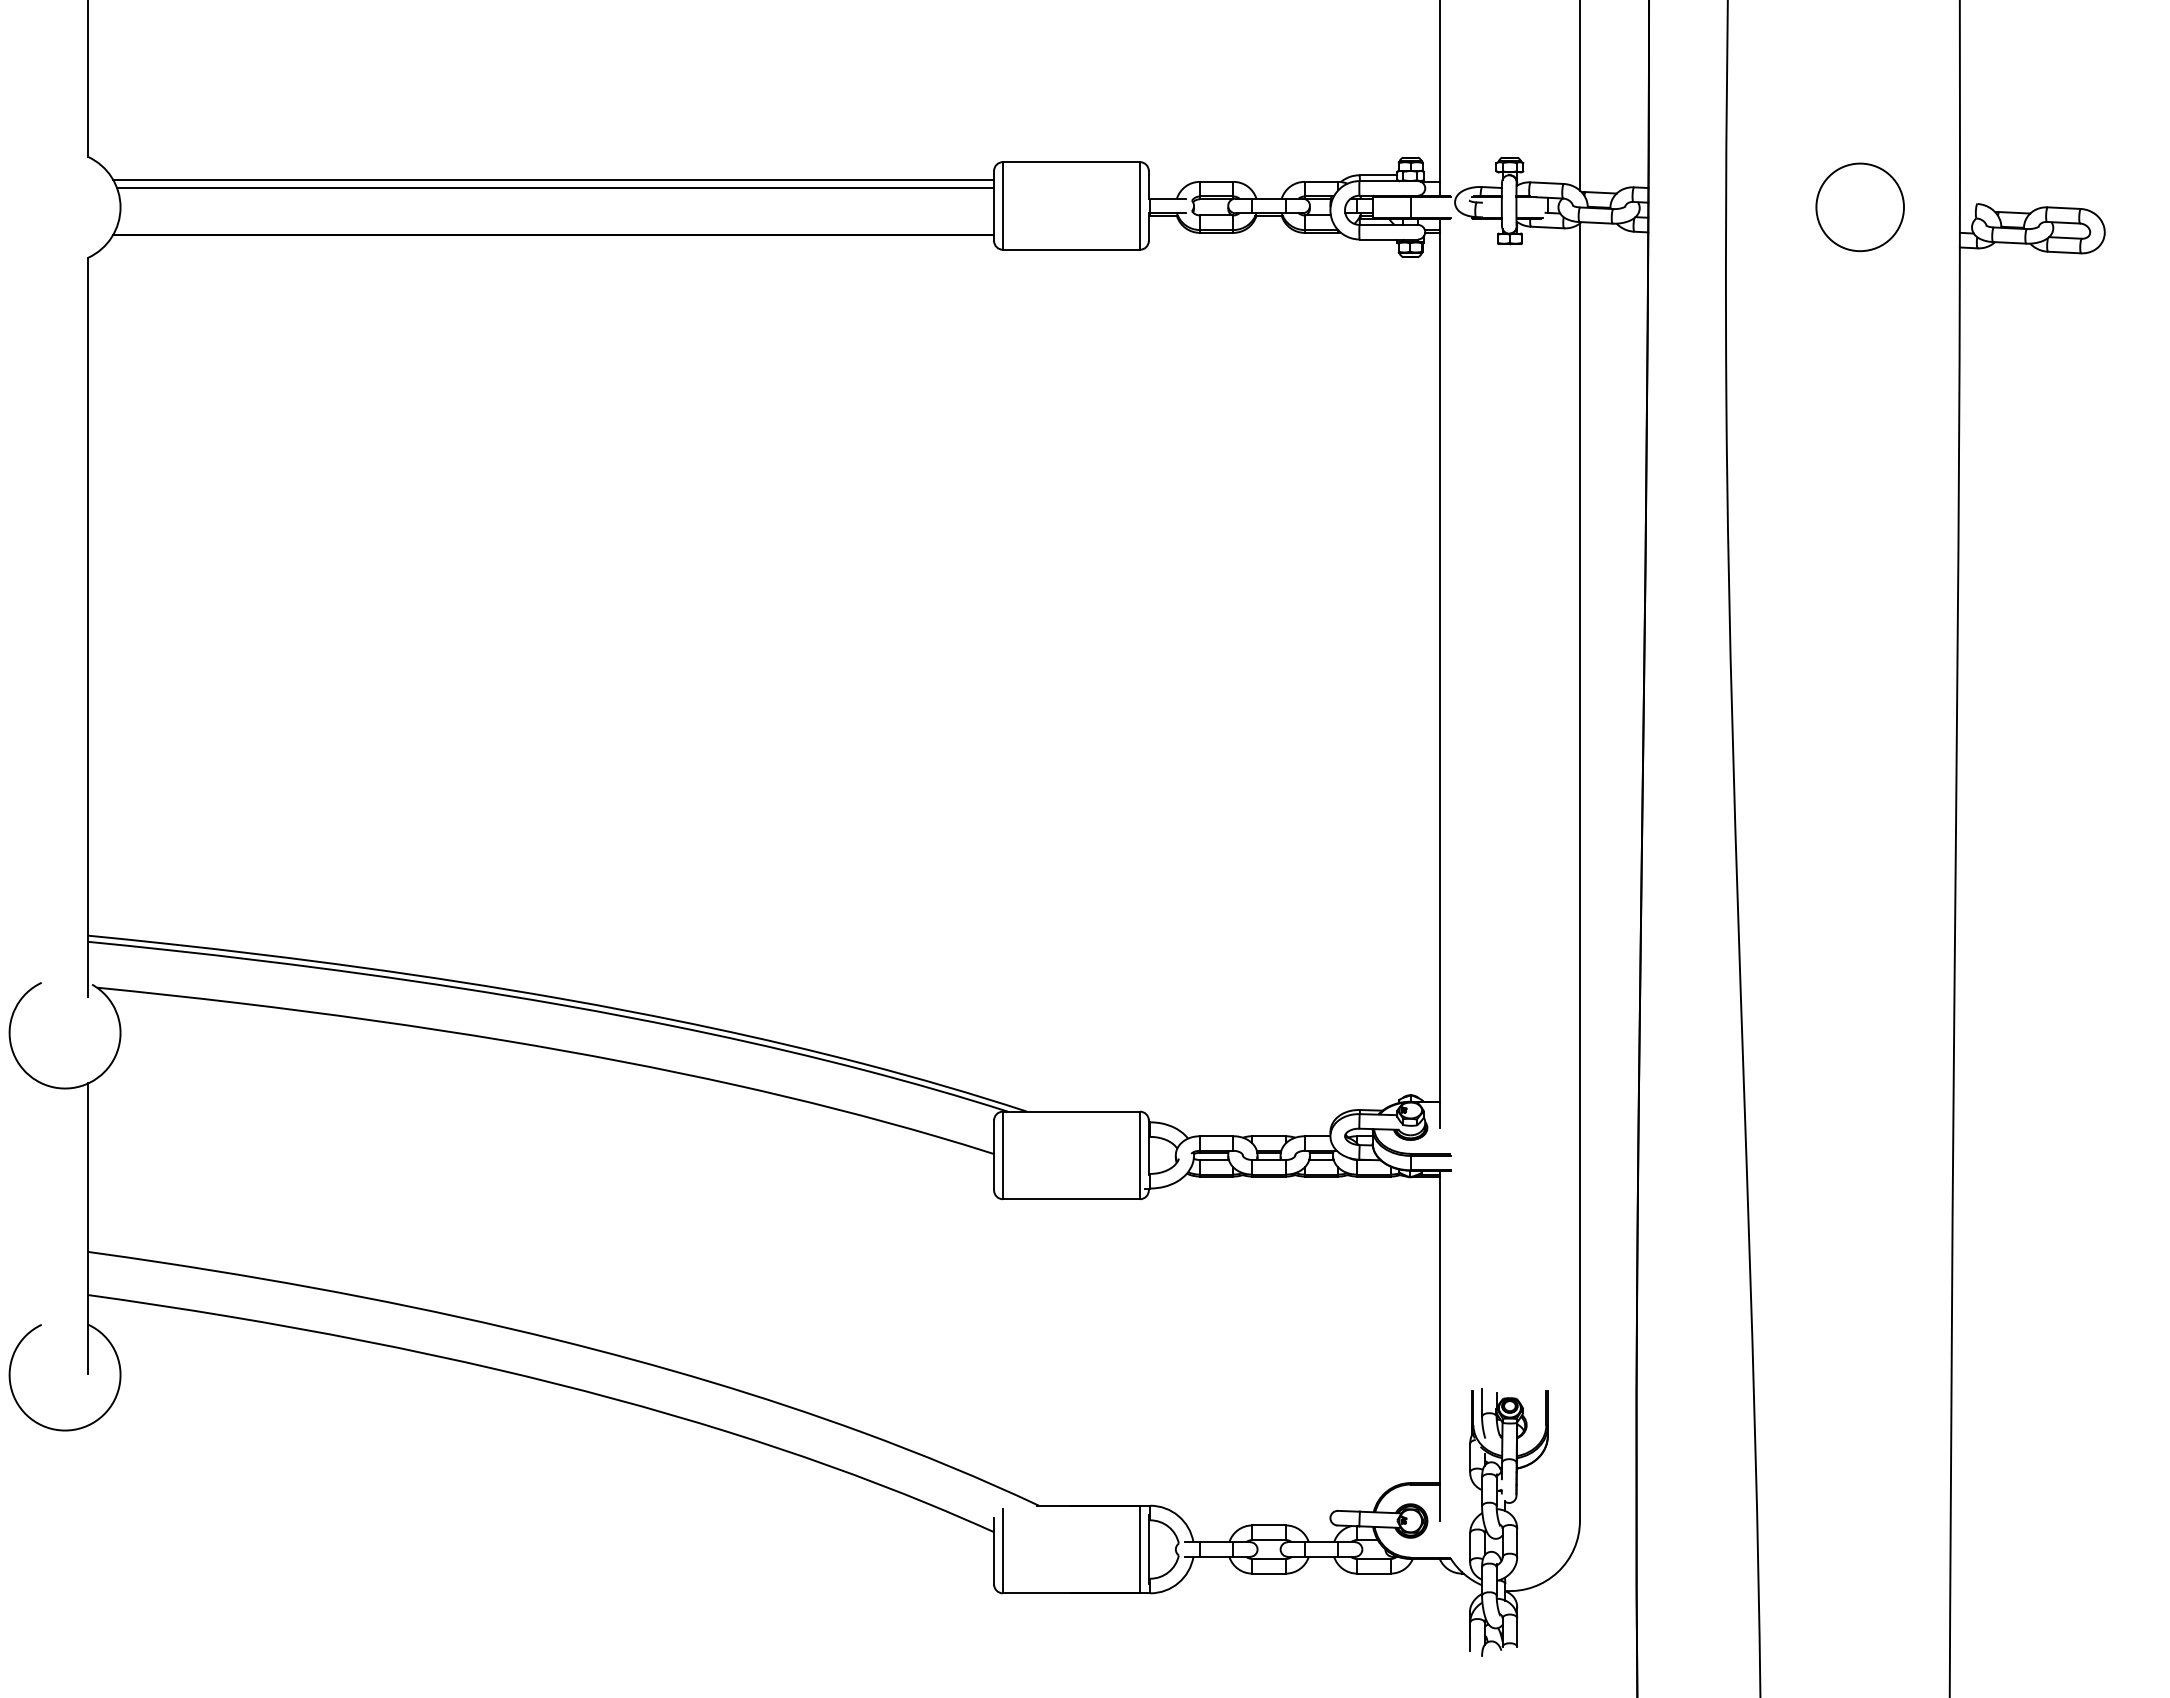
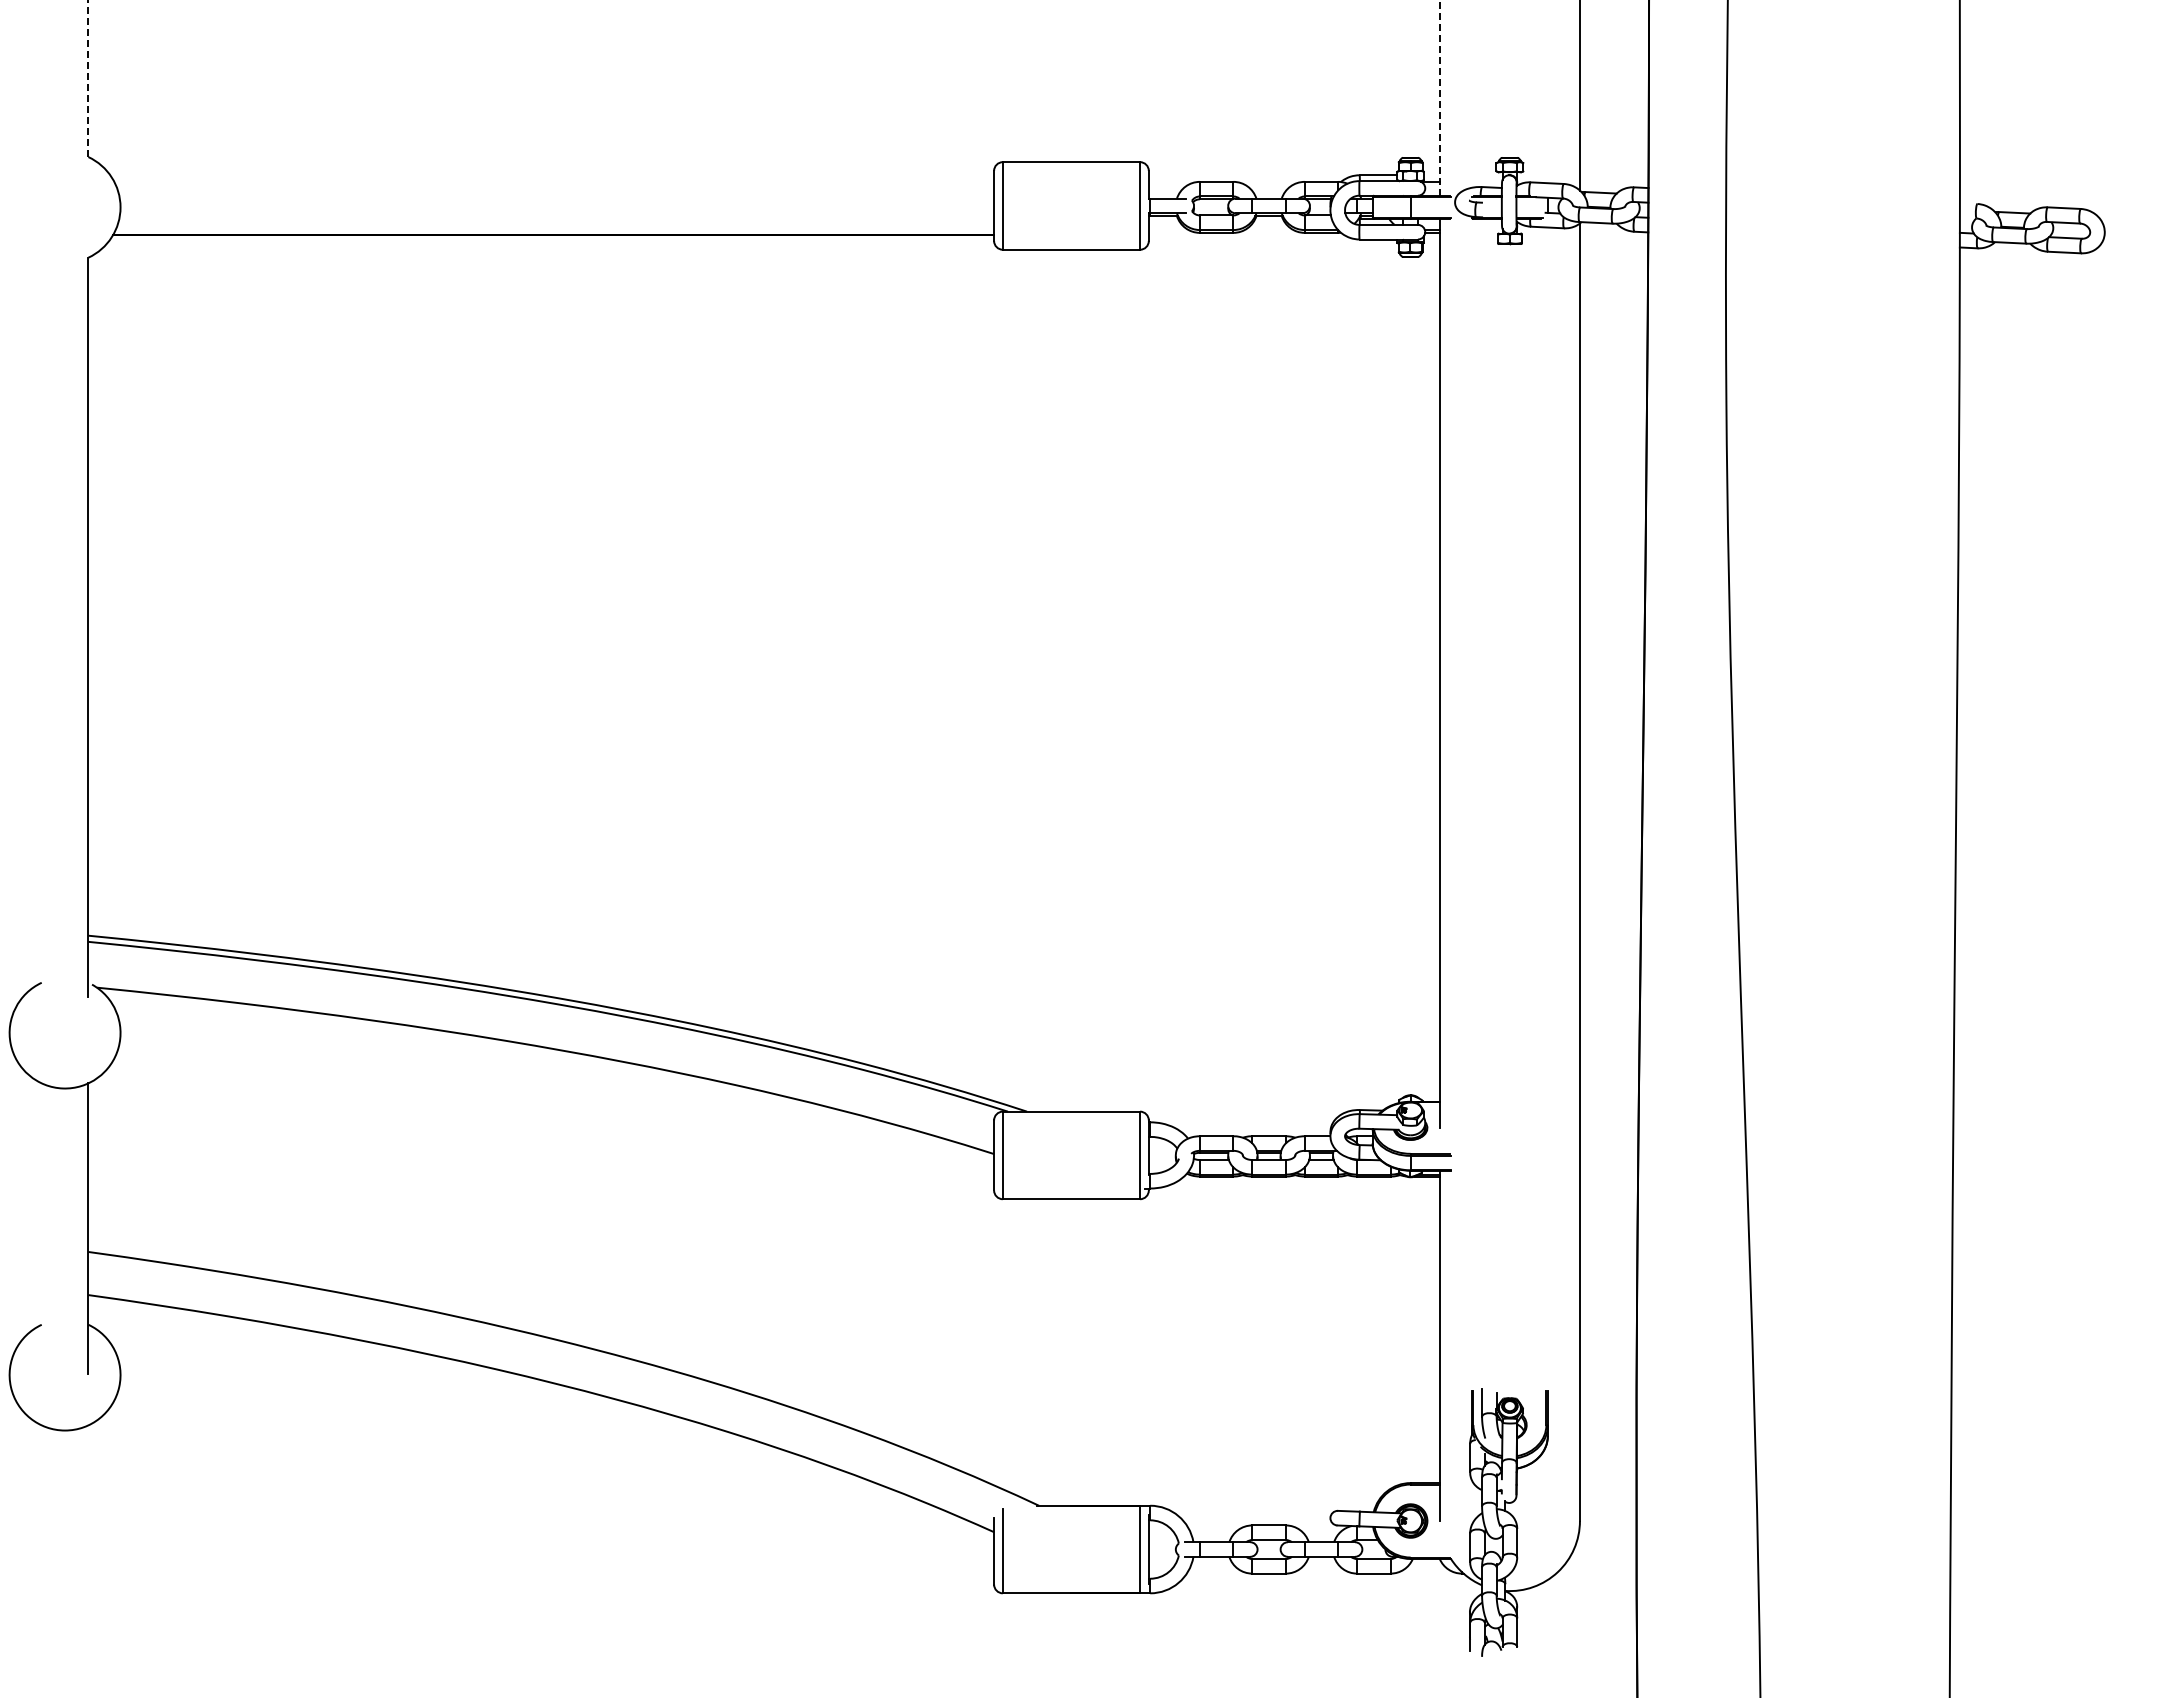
line: solid -> dashed (88, 78)
line: solid -> dashed (1439, 98)
line: present -> none (553, 179)
line: present -> none (555, 188)
circle: present -> none (1859, 207)
